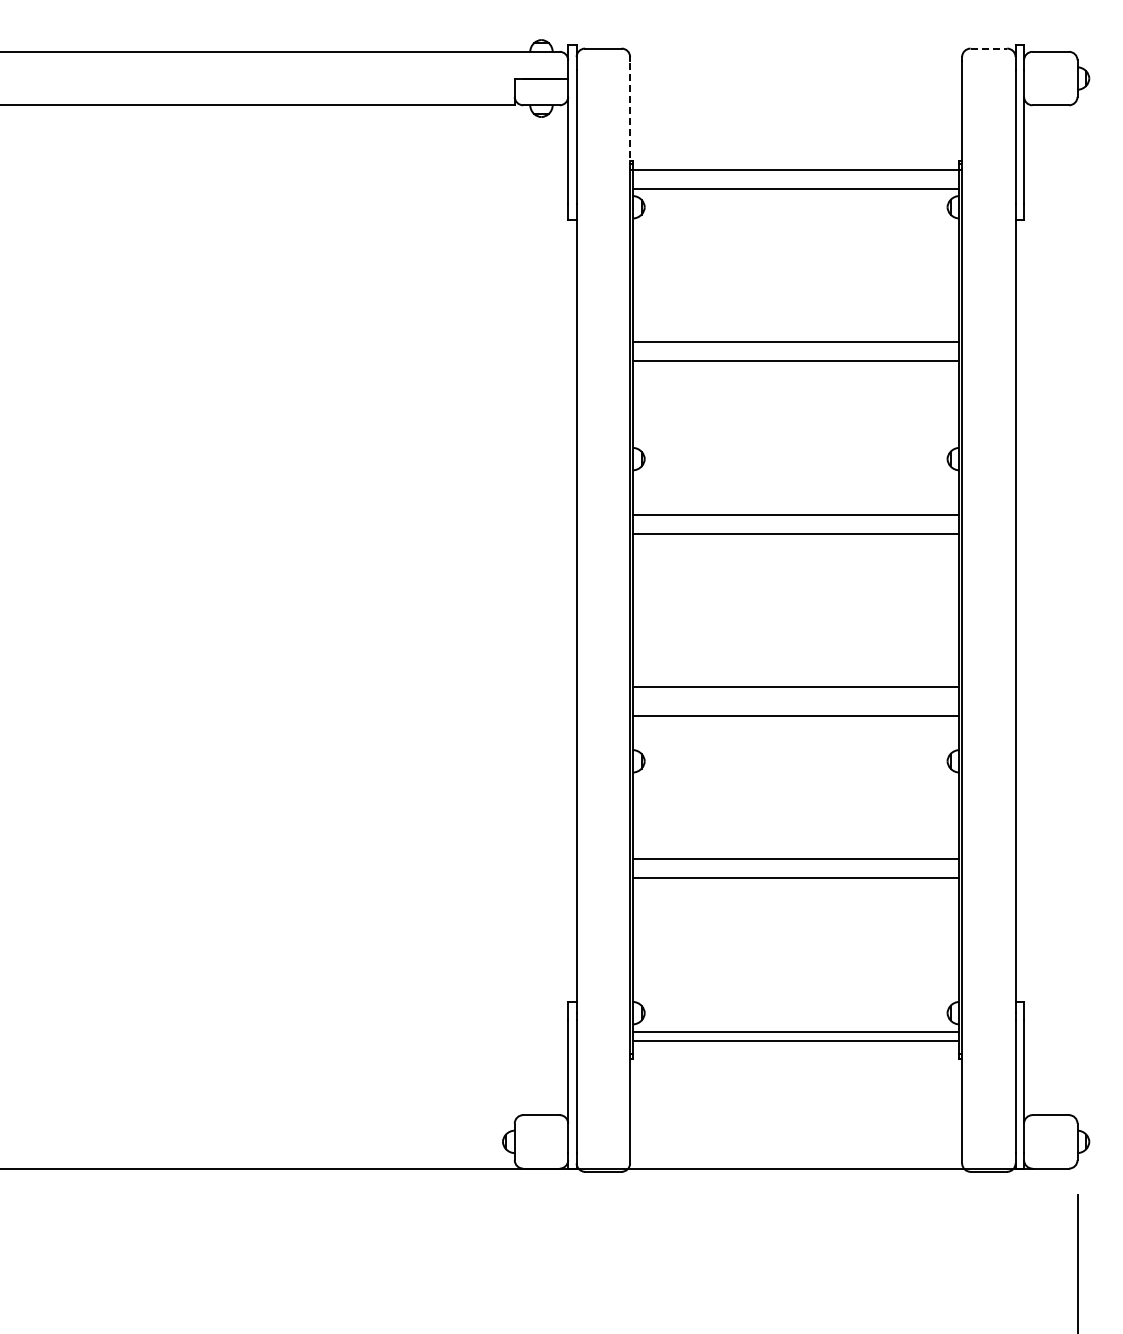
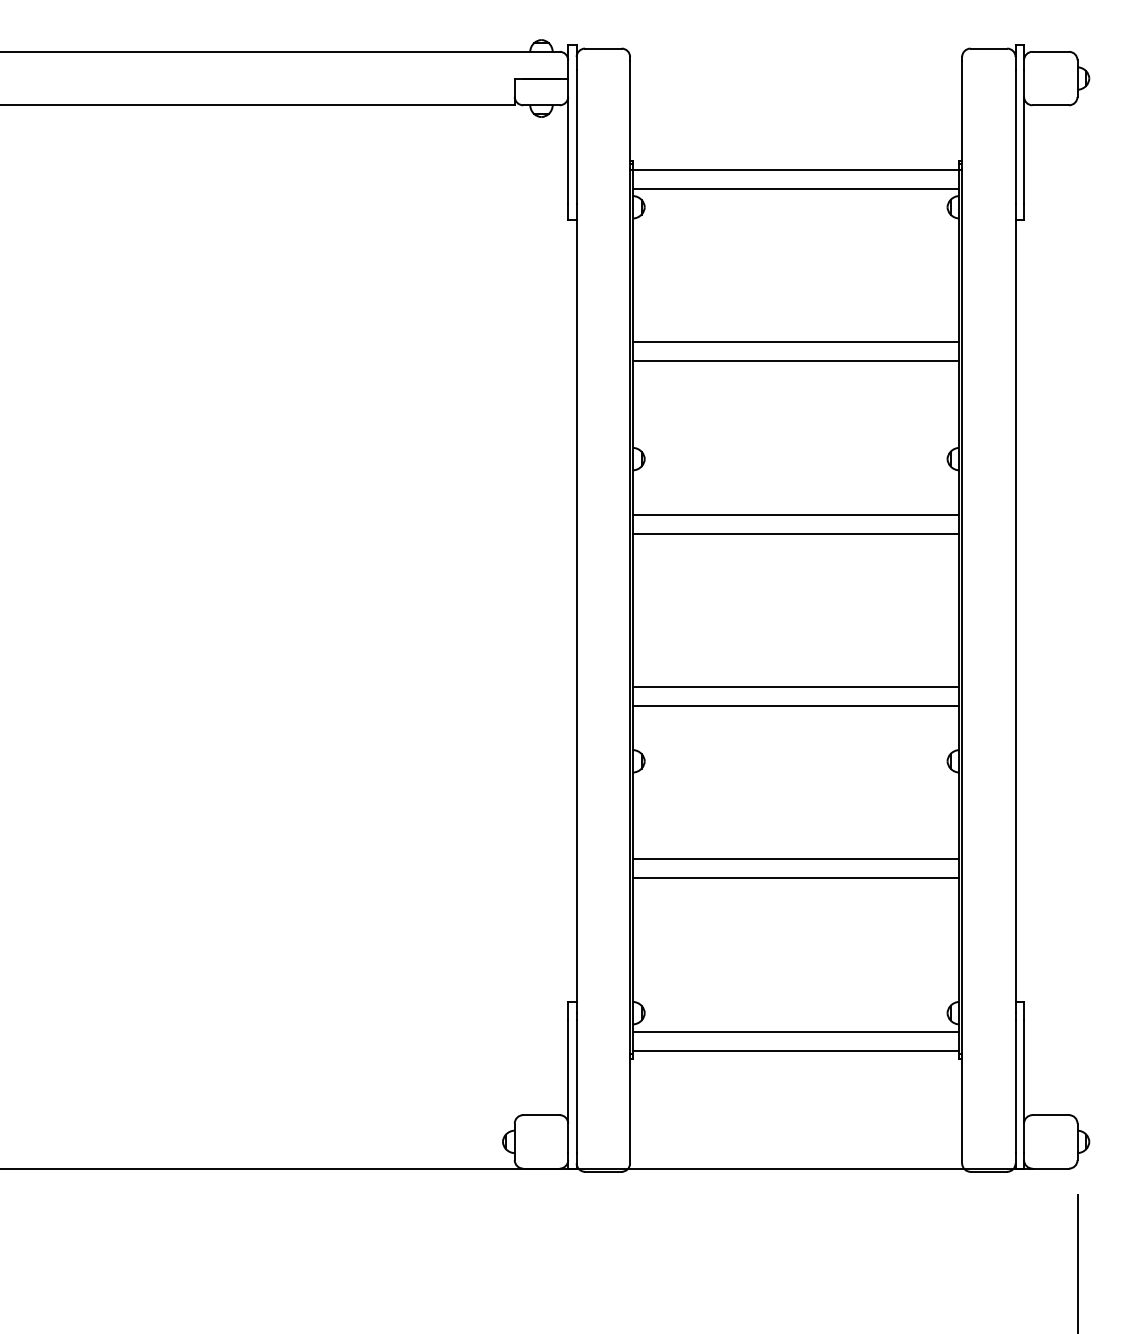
line: dashed -> solid (989, 48)
line: dashed -> solid (630, 114)
line position: (795, 715) -> (795, 705) (795, 705)
line position: (795, 1040) -> (795, 1050) (795, 1050)
